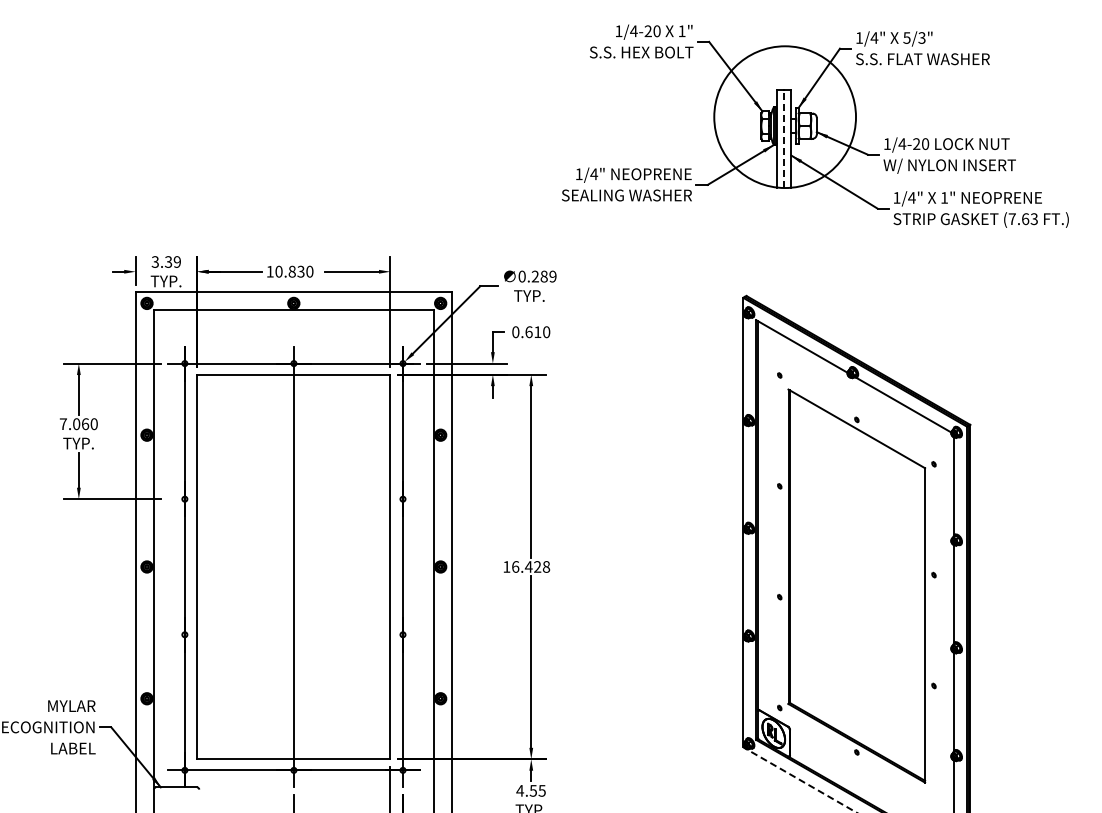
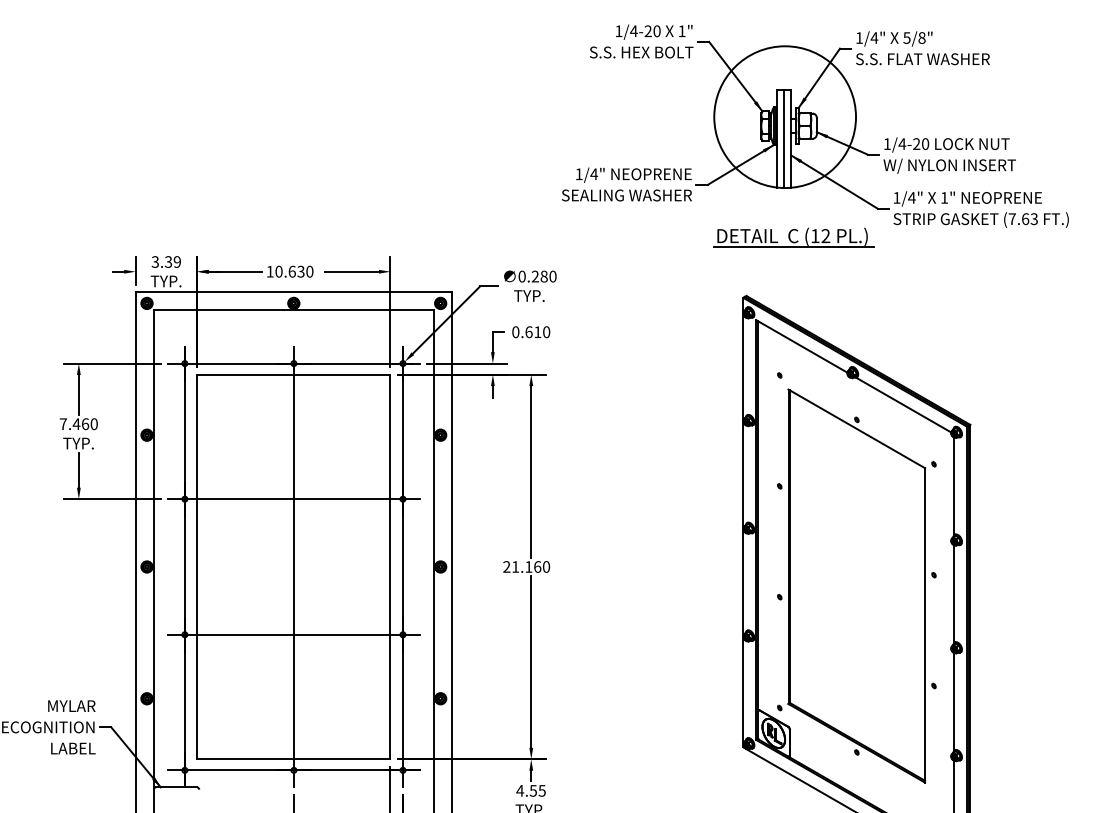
text: 5/3" -> 5/8" (921, 37)
line: dashed -> solid (784, 138)
part: none -> present (793, 237)
text: 10.830 -> 10.630 (291, 271)
text: 0.289 -> 0.280 (552, 276)
text: 7.060 -> 7.460 (76, 424)
line: none -> present (293, 499)
text: 16.428 -> 21.160 (526, 566)
line: none -> present (293, 634)
line: dashed -> solid (799, 779)
